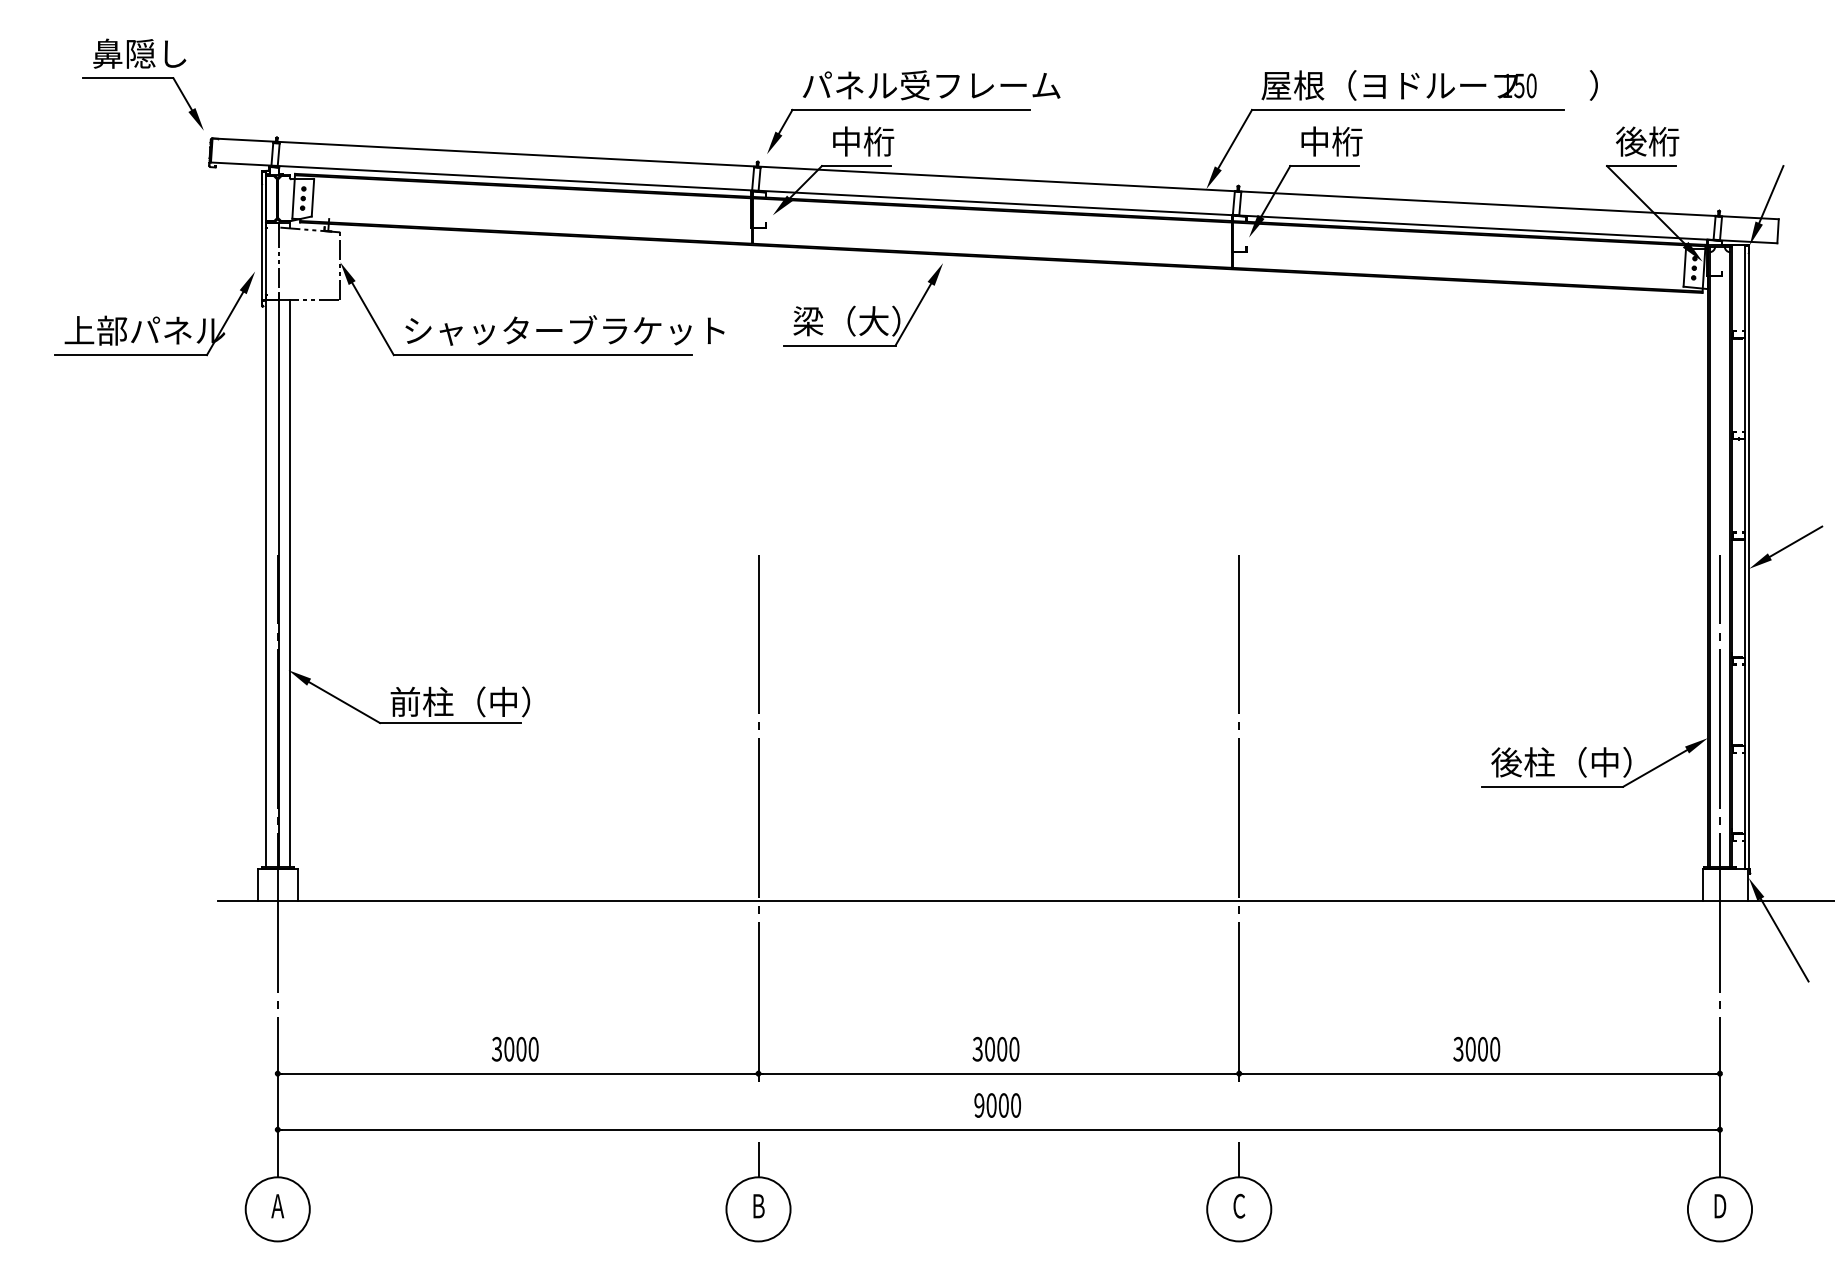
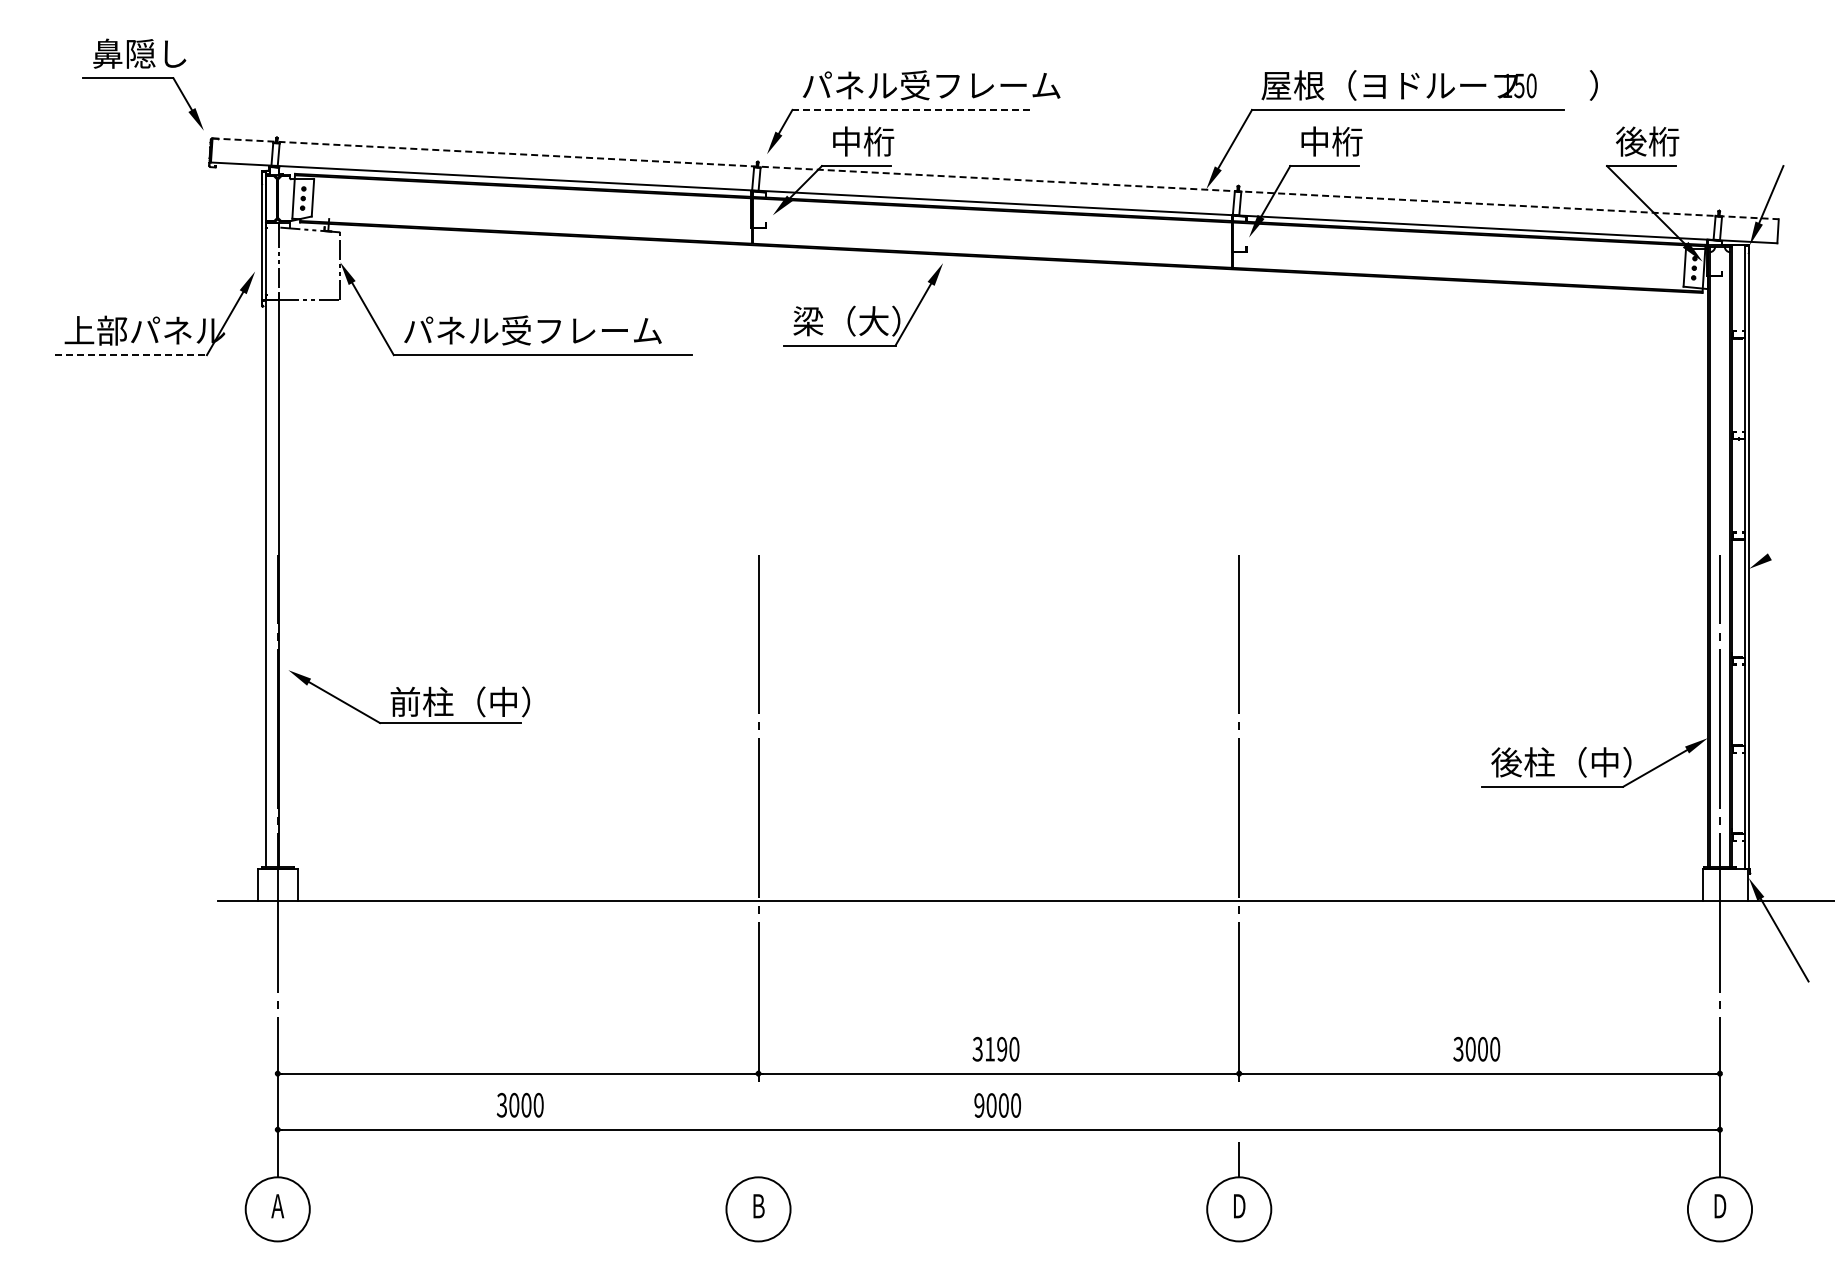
line: solid -> dashed (911, 109)
line: solid -> dashed (996, 178)
text: シャッターブラケット -> パネル受フレーム (564, 330)
line: solid -> dashed (131, 355)
line: present -> none (1795, 541)
line: present -> none (289, 583)
text position: (514, 1048) -> (519, 1104) (519, 1104)
text: 3000 -> 3190 (996, 1048)
line: present -> none (758, 1159)
text: C -> D (1239, 1205)
